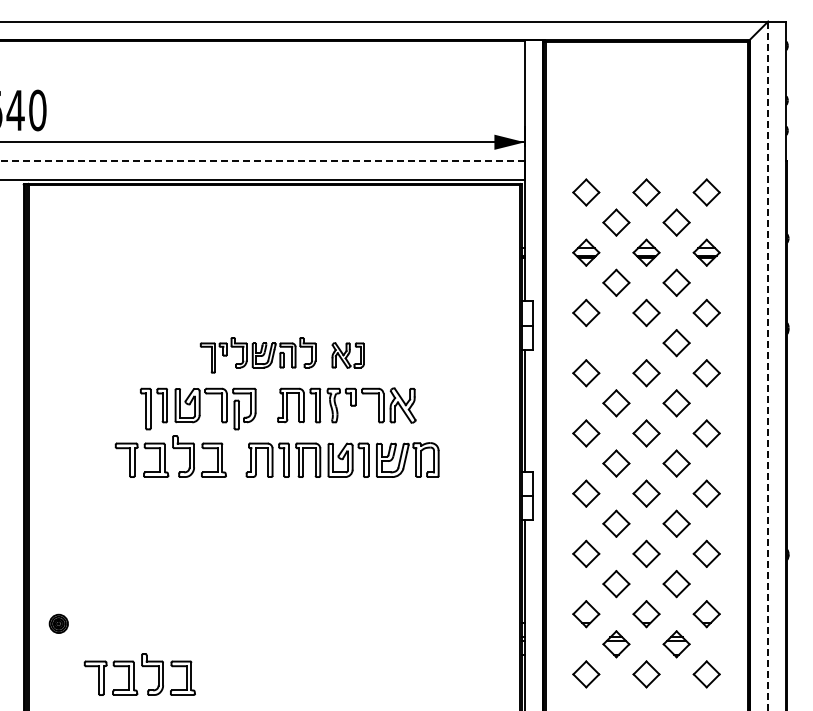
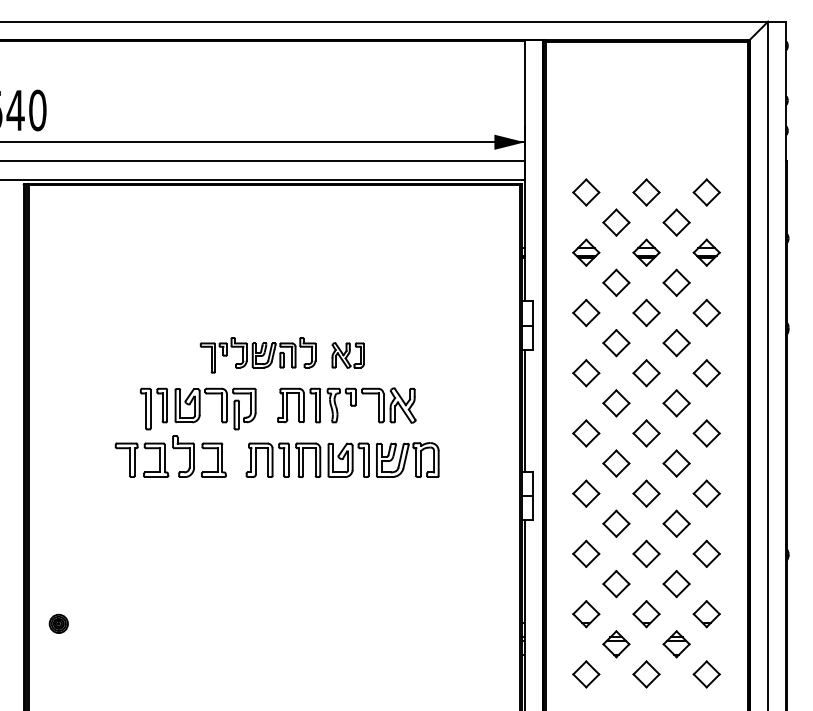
line: dashed -> solid (262, 161)
part: none -> present (616, 343)
line: dashed -> solid (768, 366)
part: present -> none (139, 674)
